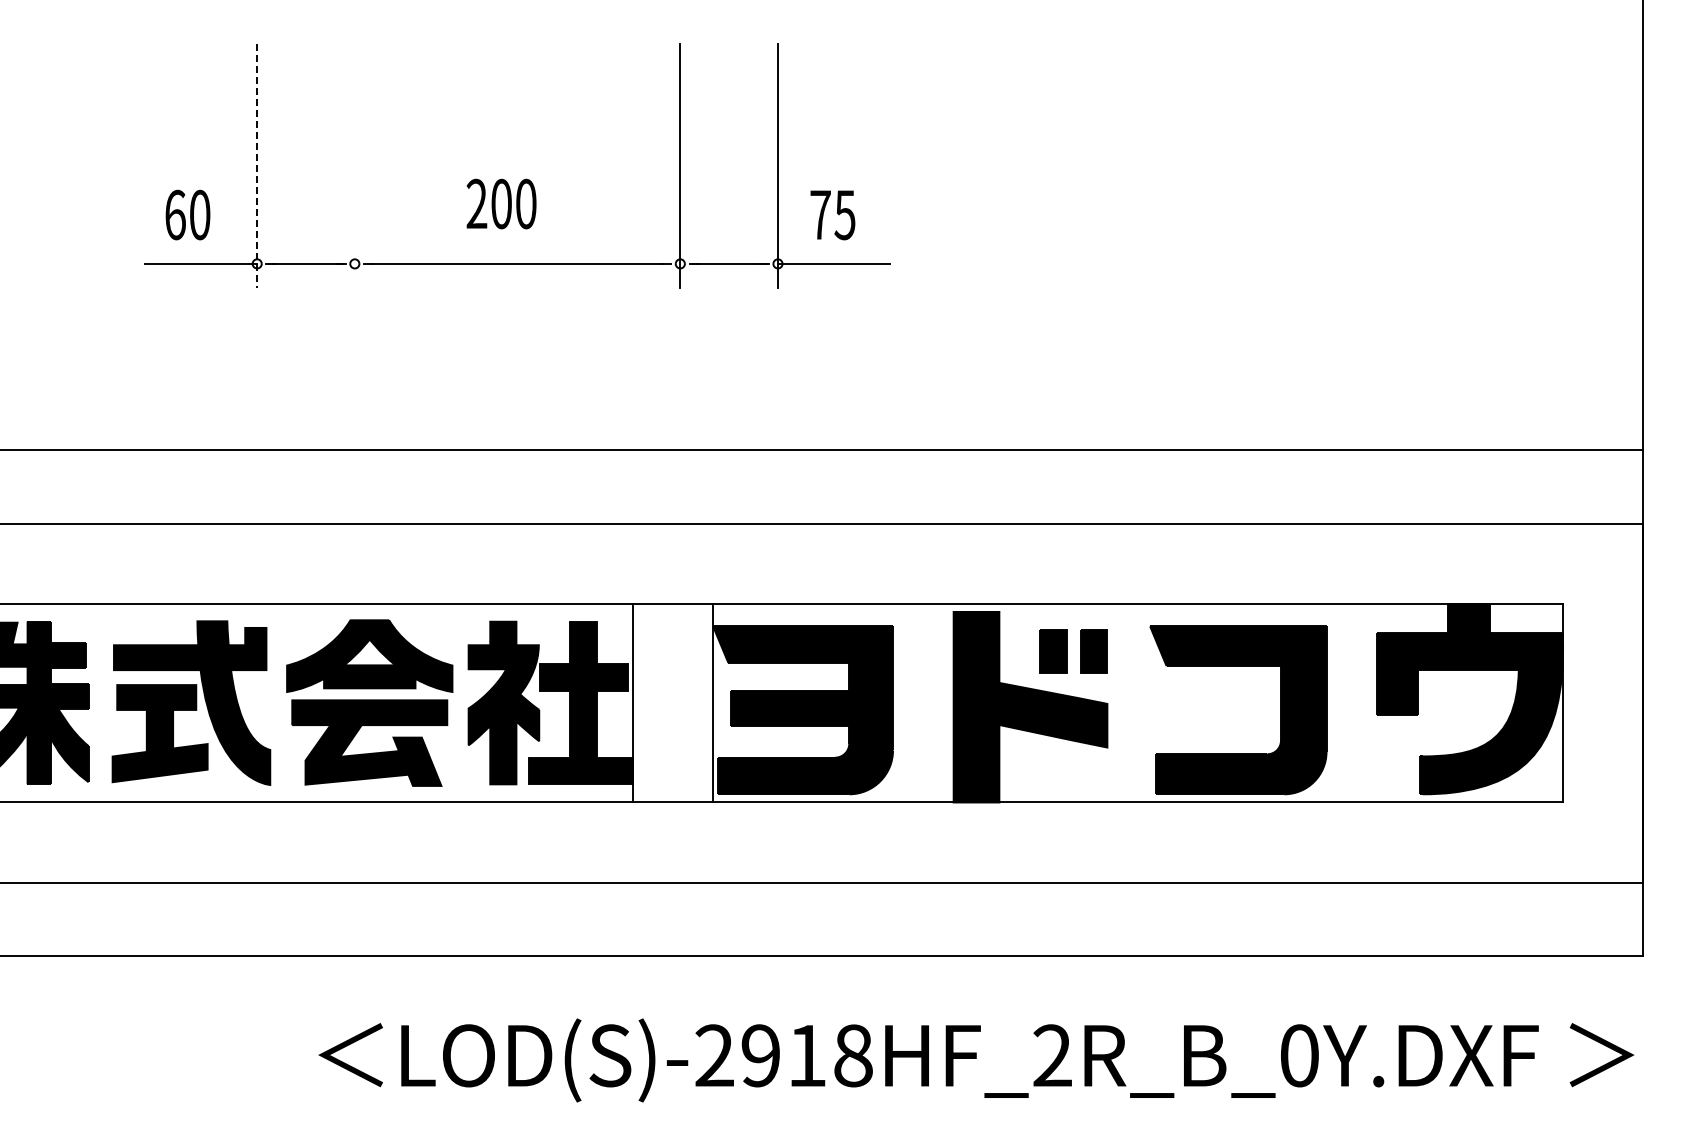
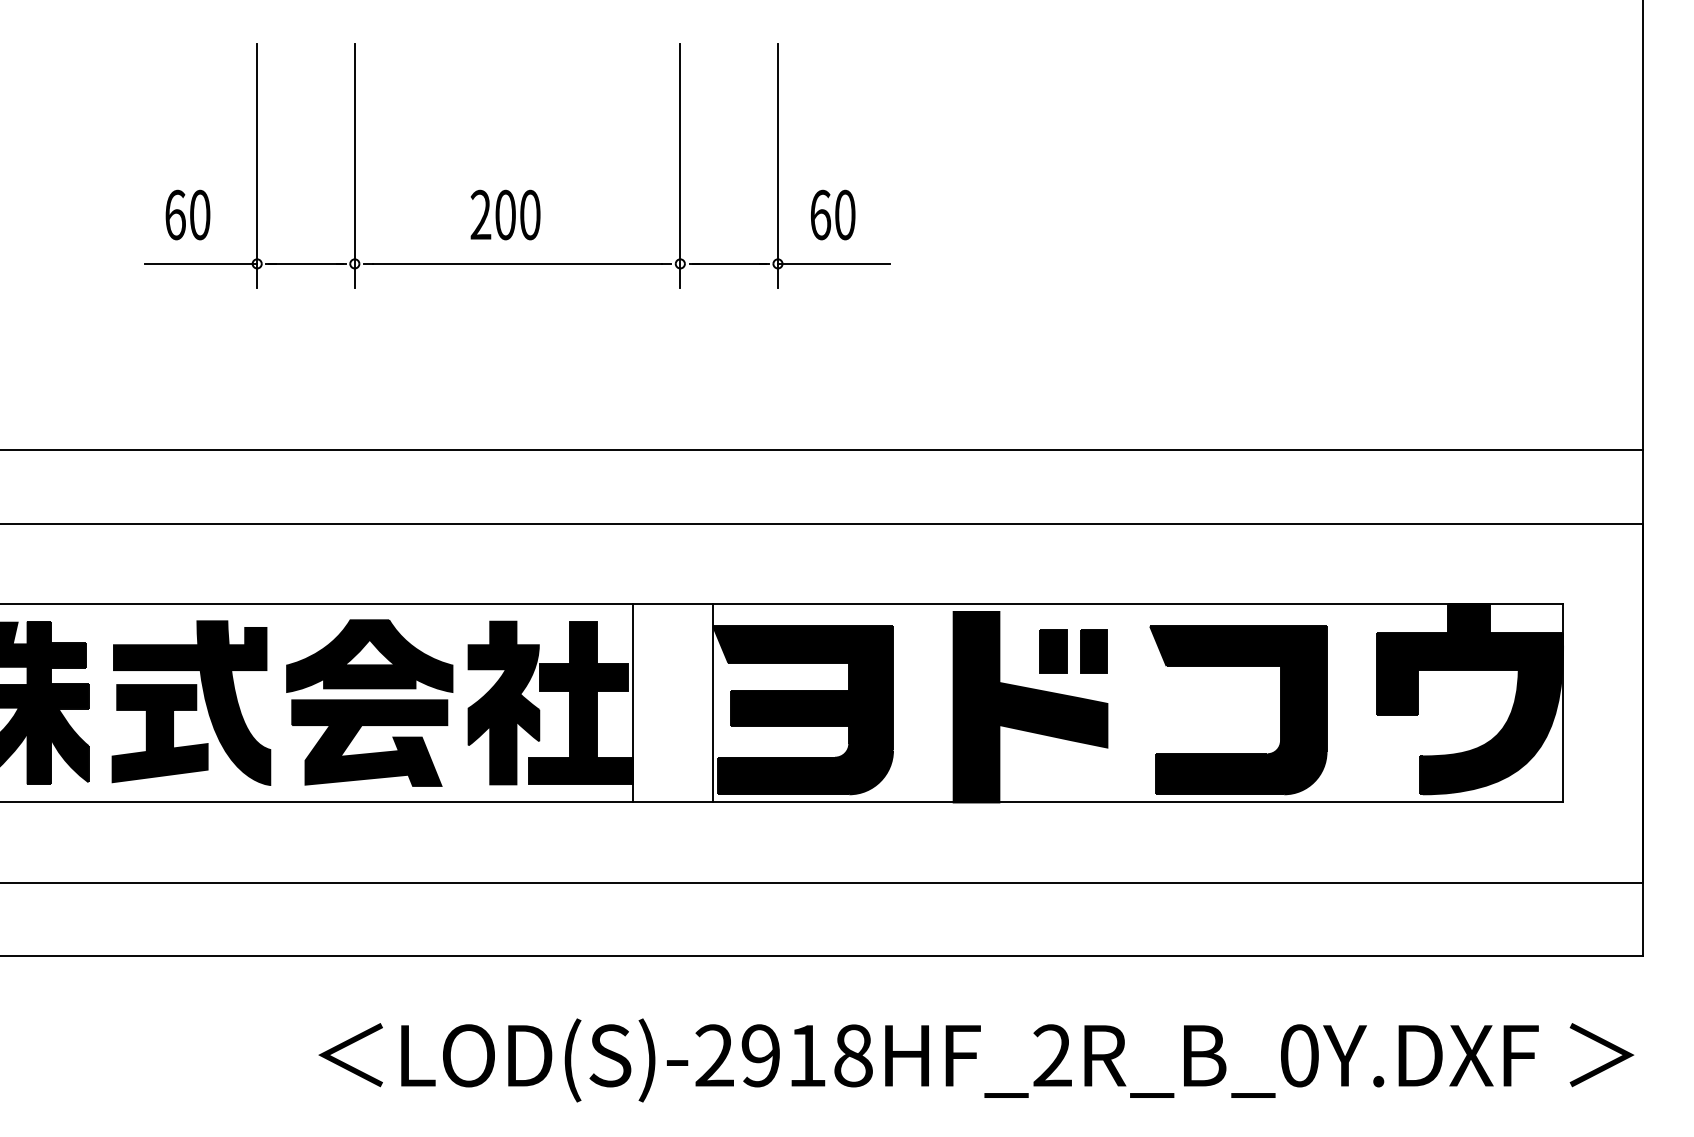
line: dashed -> solid (257, 166)
line: none -> present (354, 166)
text position: (501, 203) -> (505, 214) (505, 214)
text: 75 -> 60 (832, 214)
